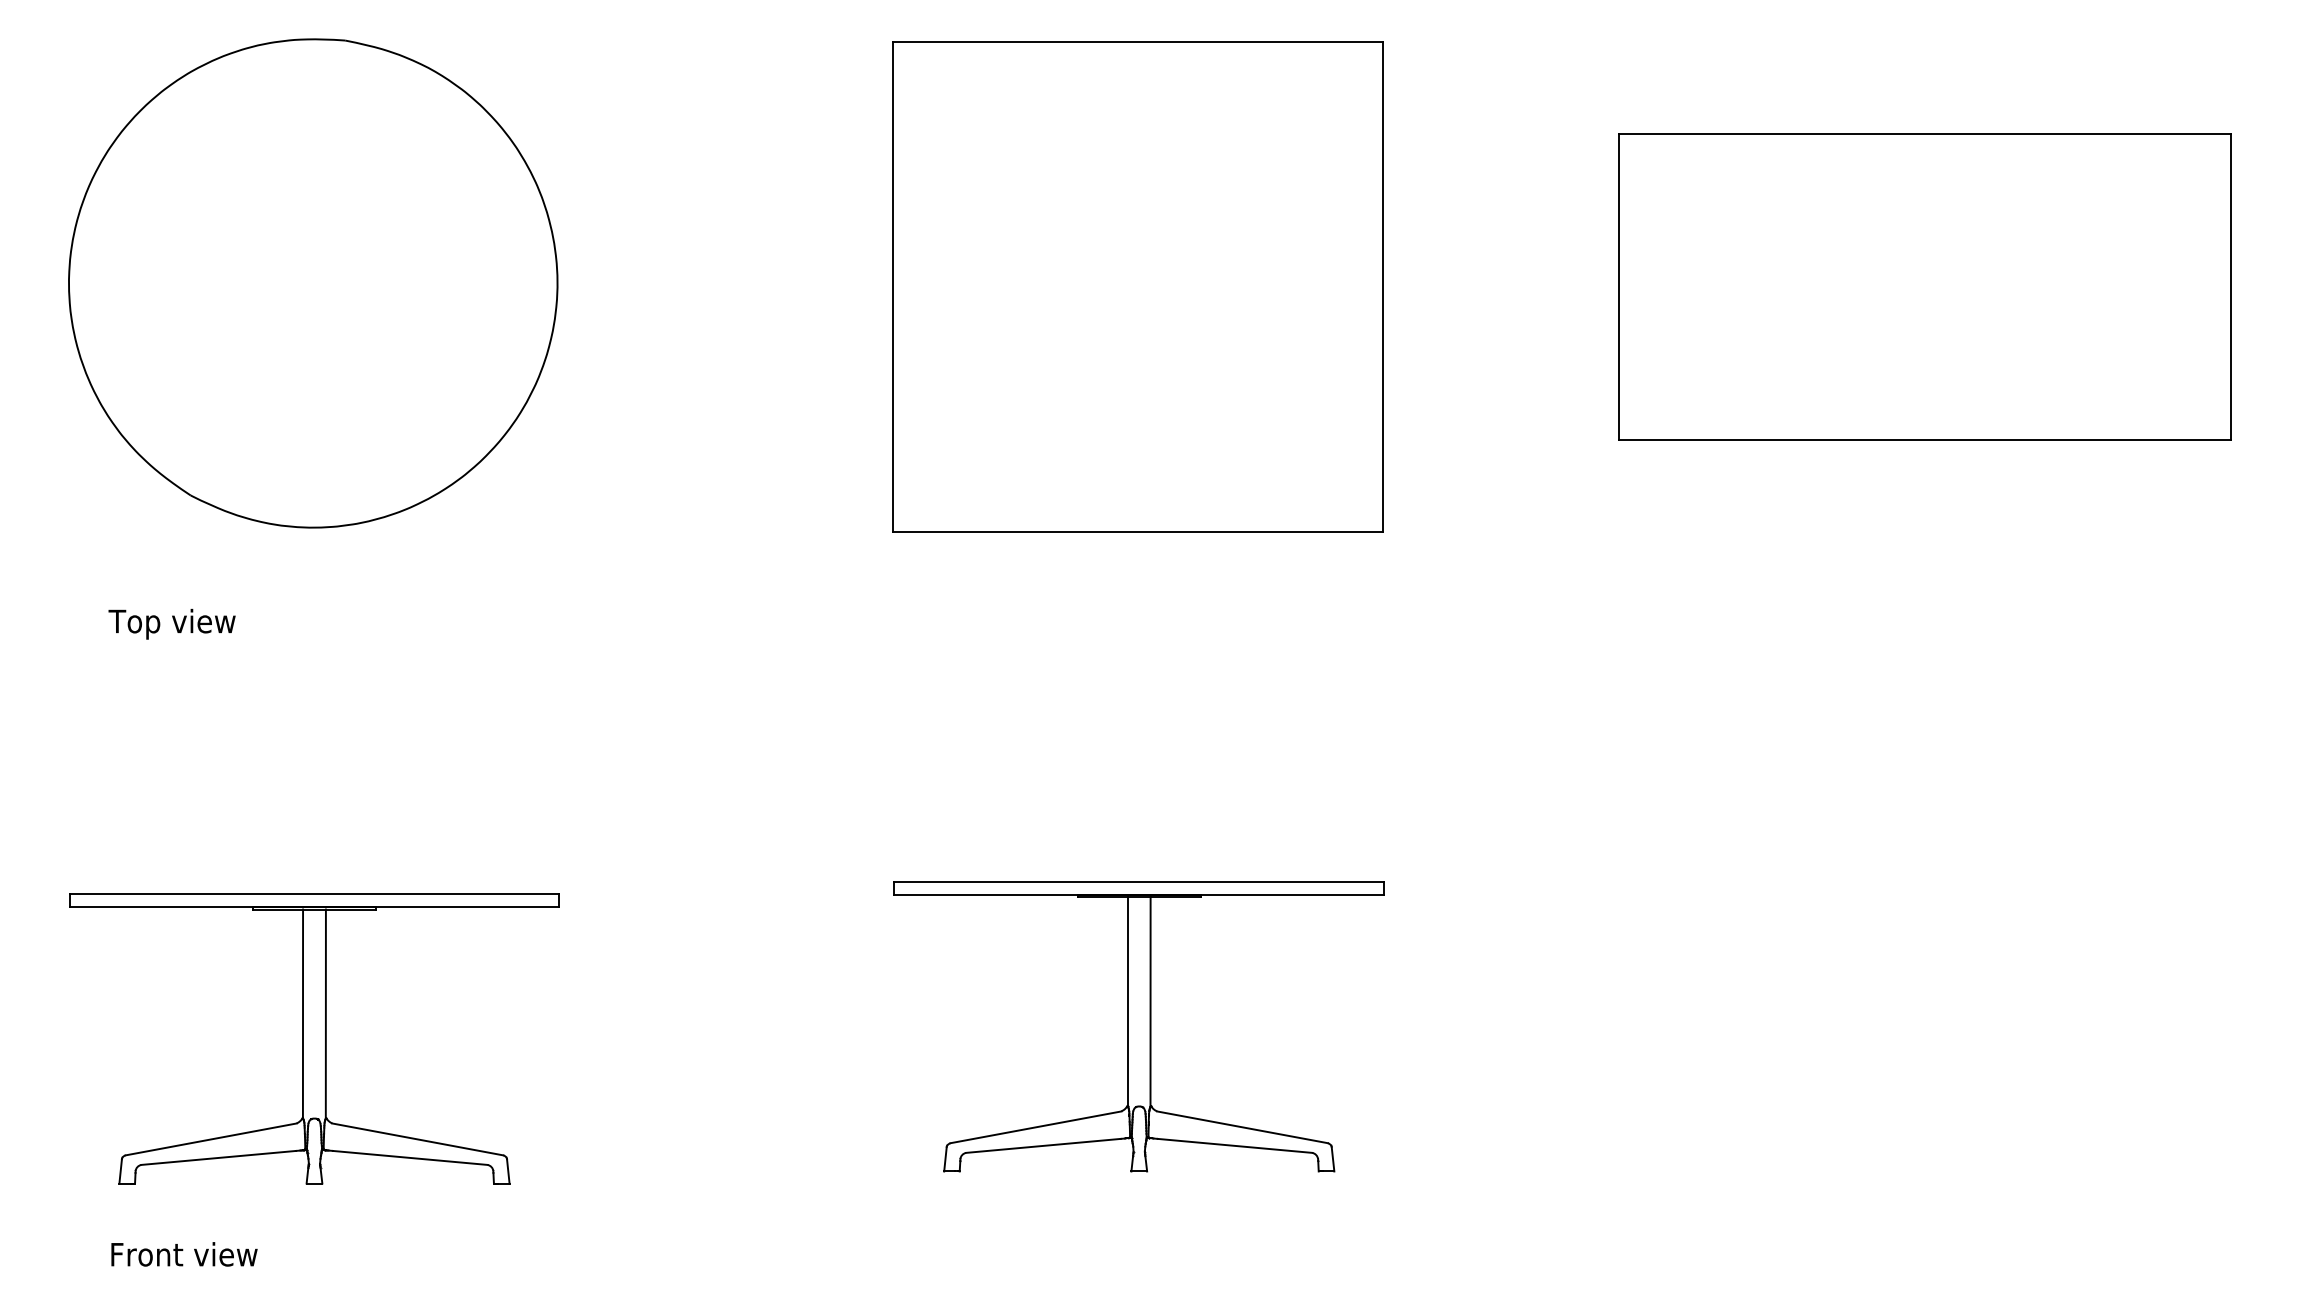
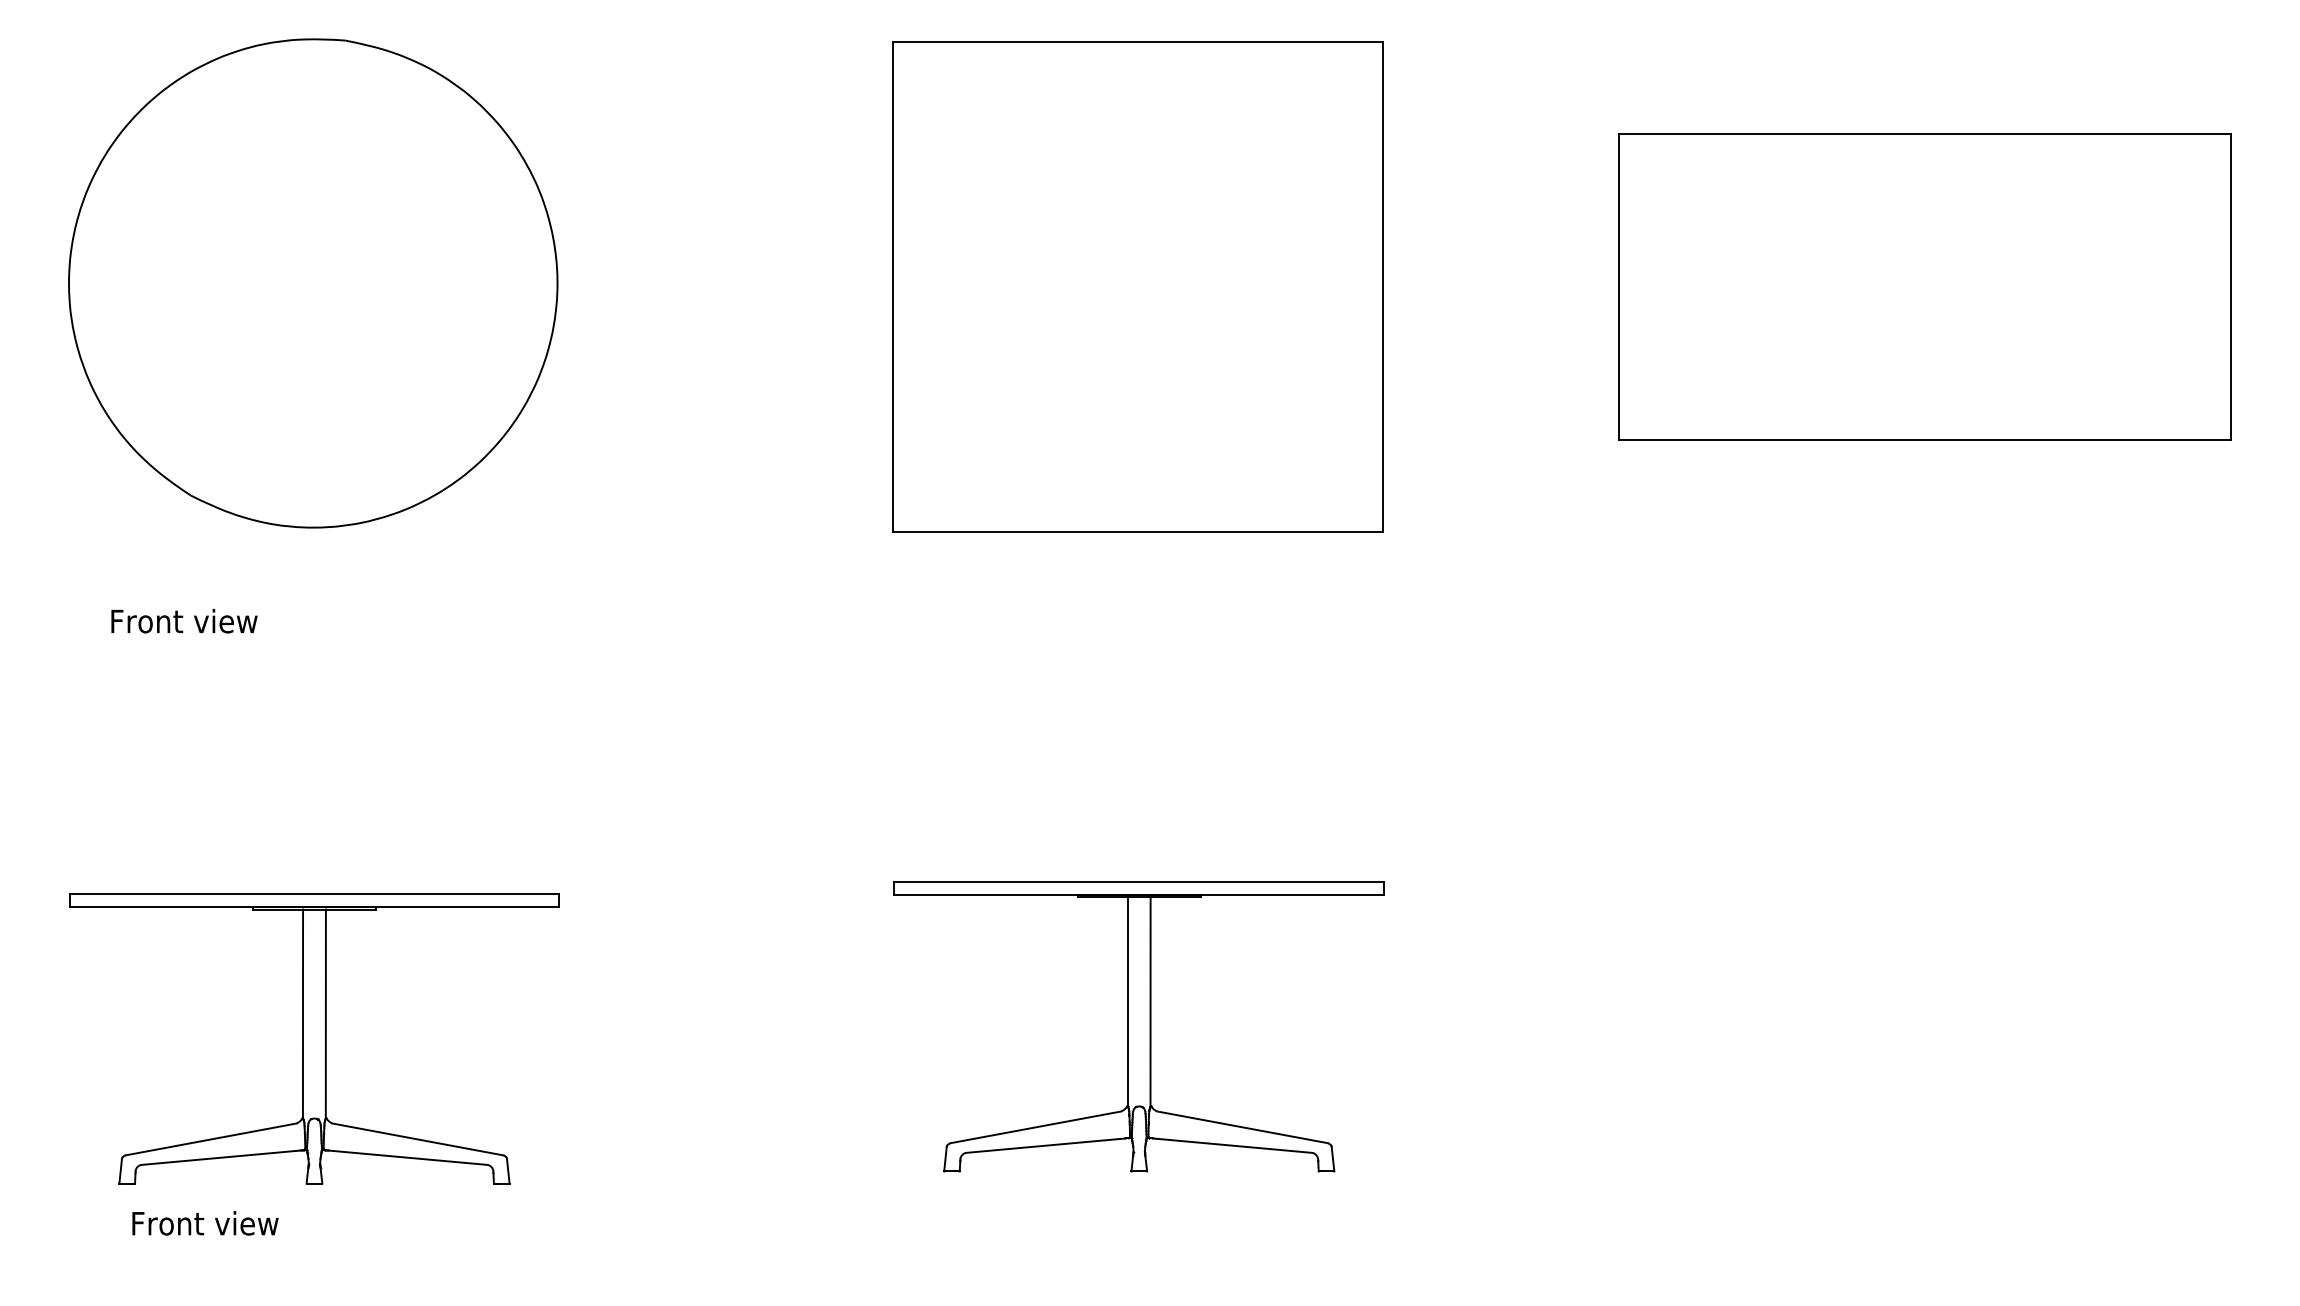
text: Top view -> Front view (182, 623)
text position: (184, 1254) -> (205, 1223) (205, 1223)
